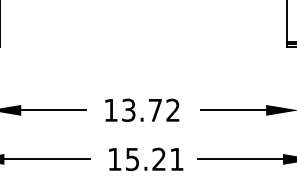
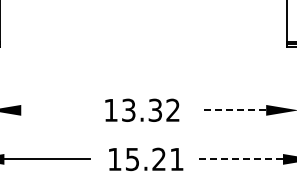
text: 13.72 -> 13.32 (154, 109)
line: present -> none (53, 110)
line: solid -> dashed (233, 110)
line: solid -> dashed (240, 159)
